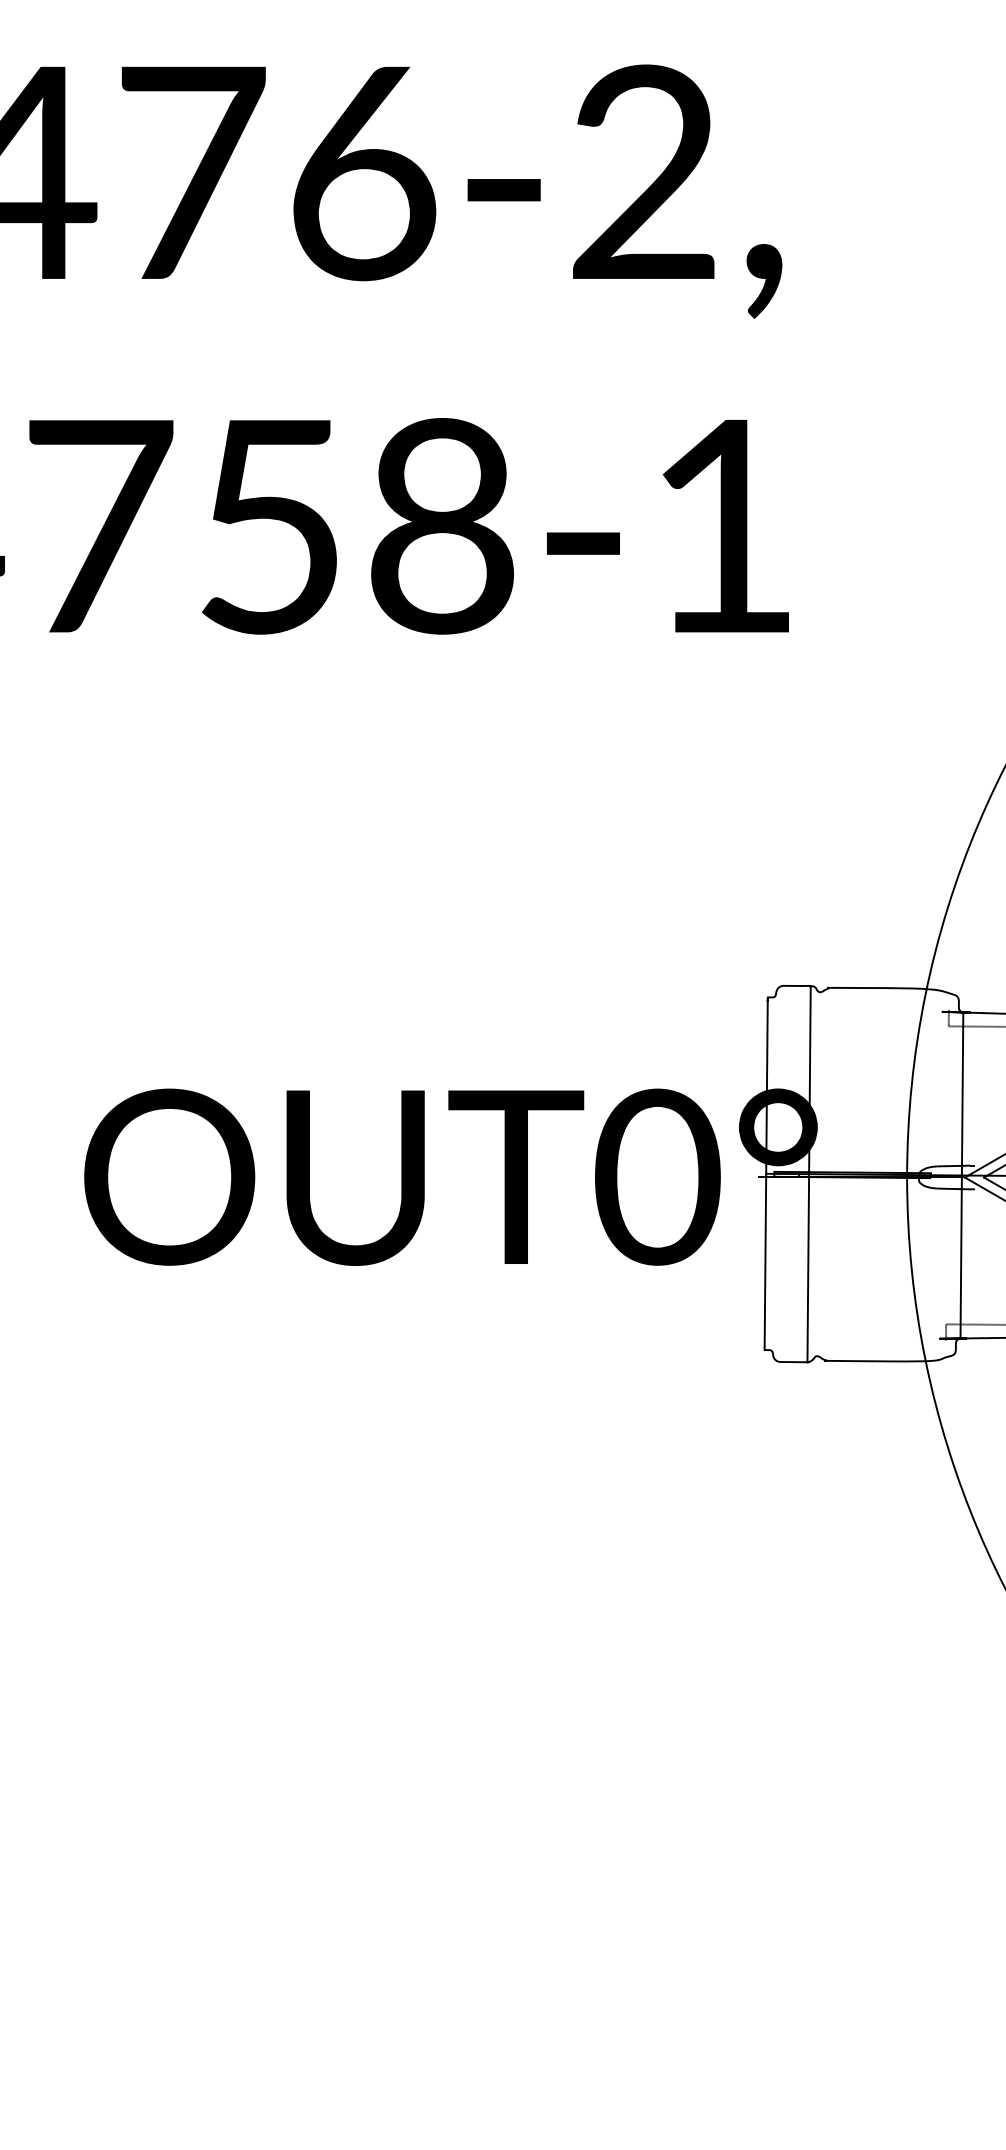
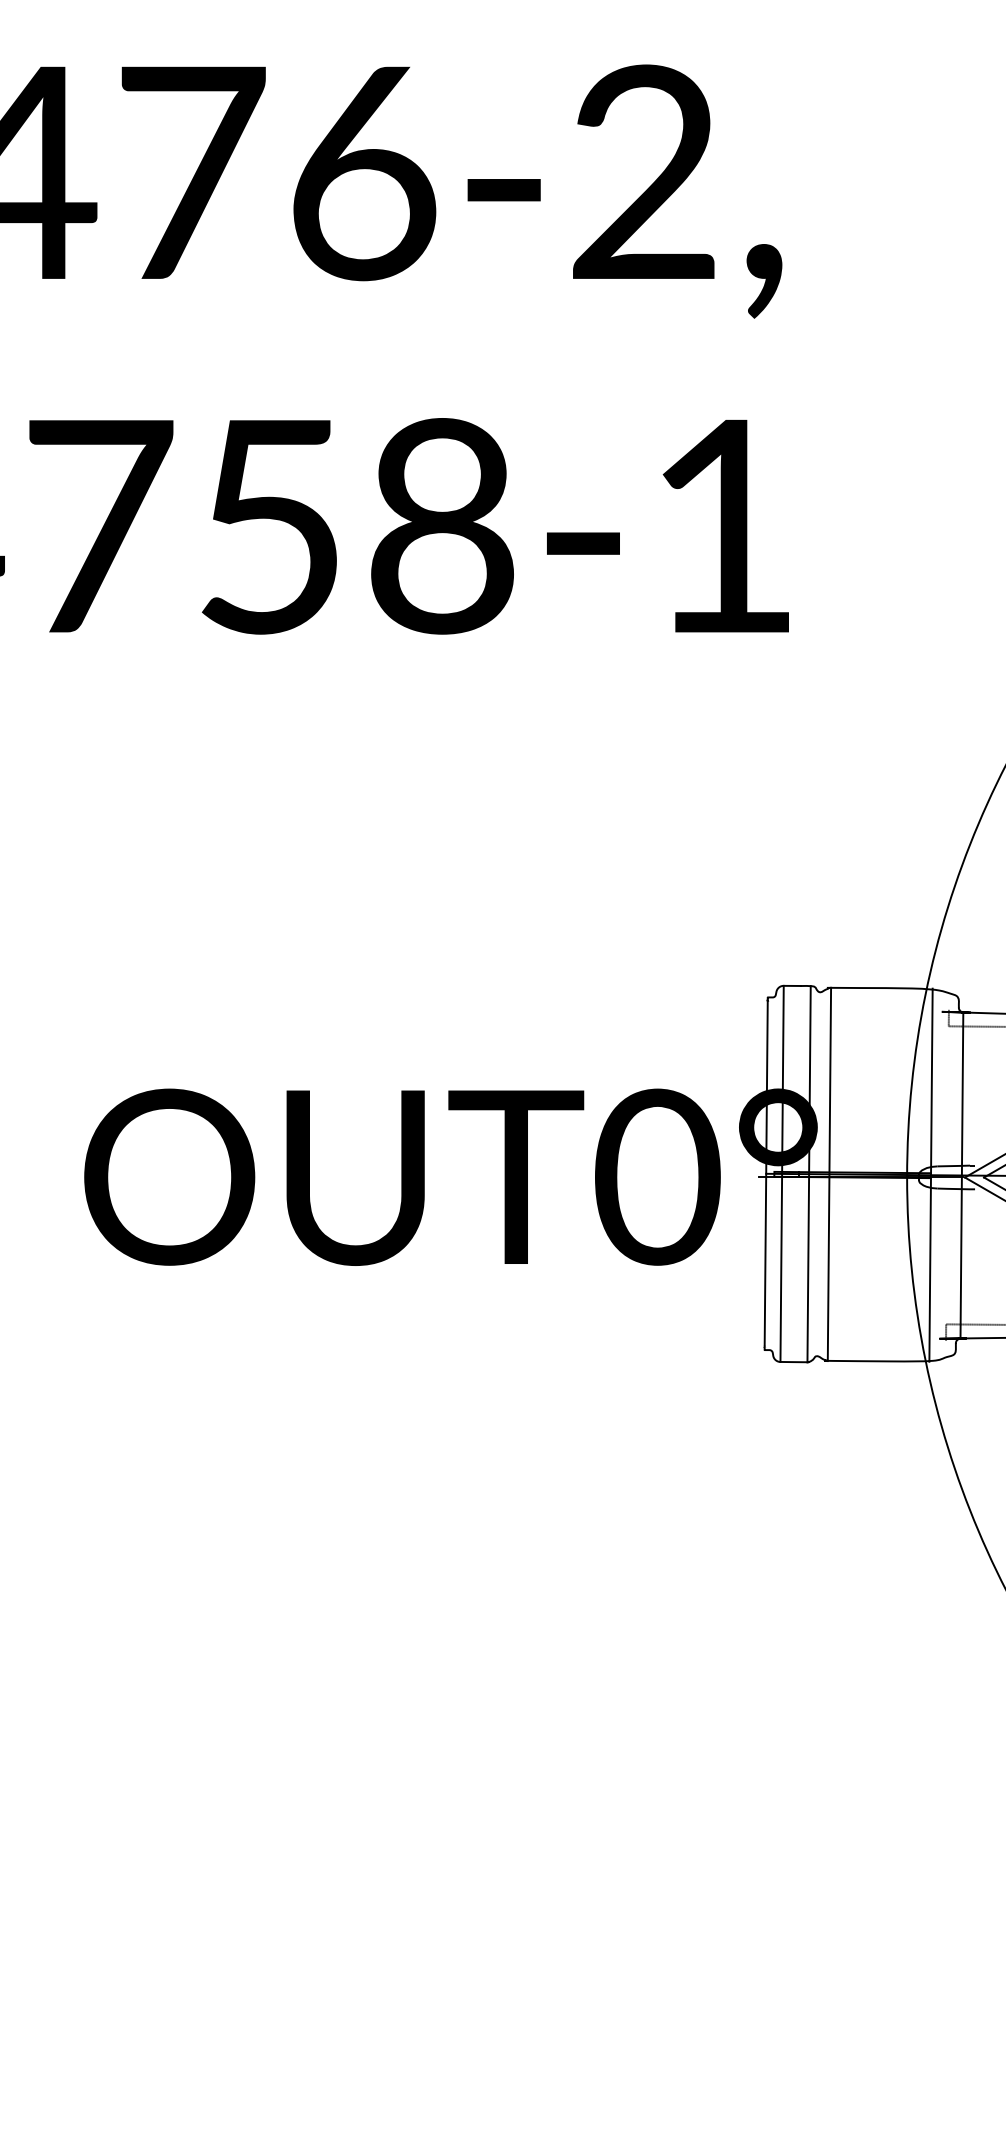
line: none -> present (781, 1173)
line: none -> present (829, 1174)
line: none -> present (930, 1174)
